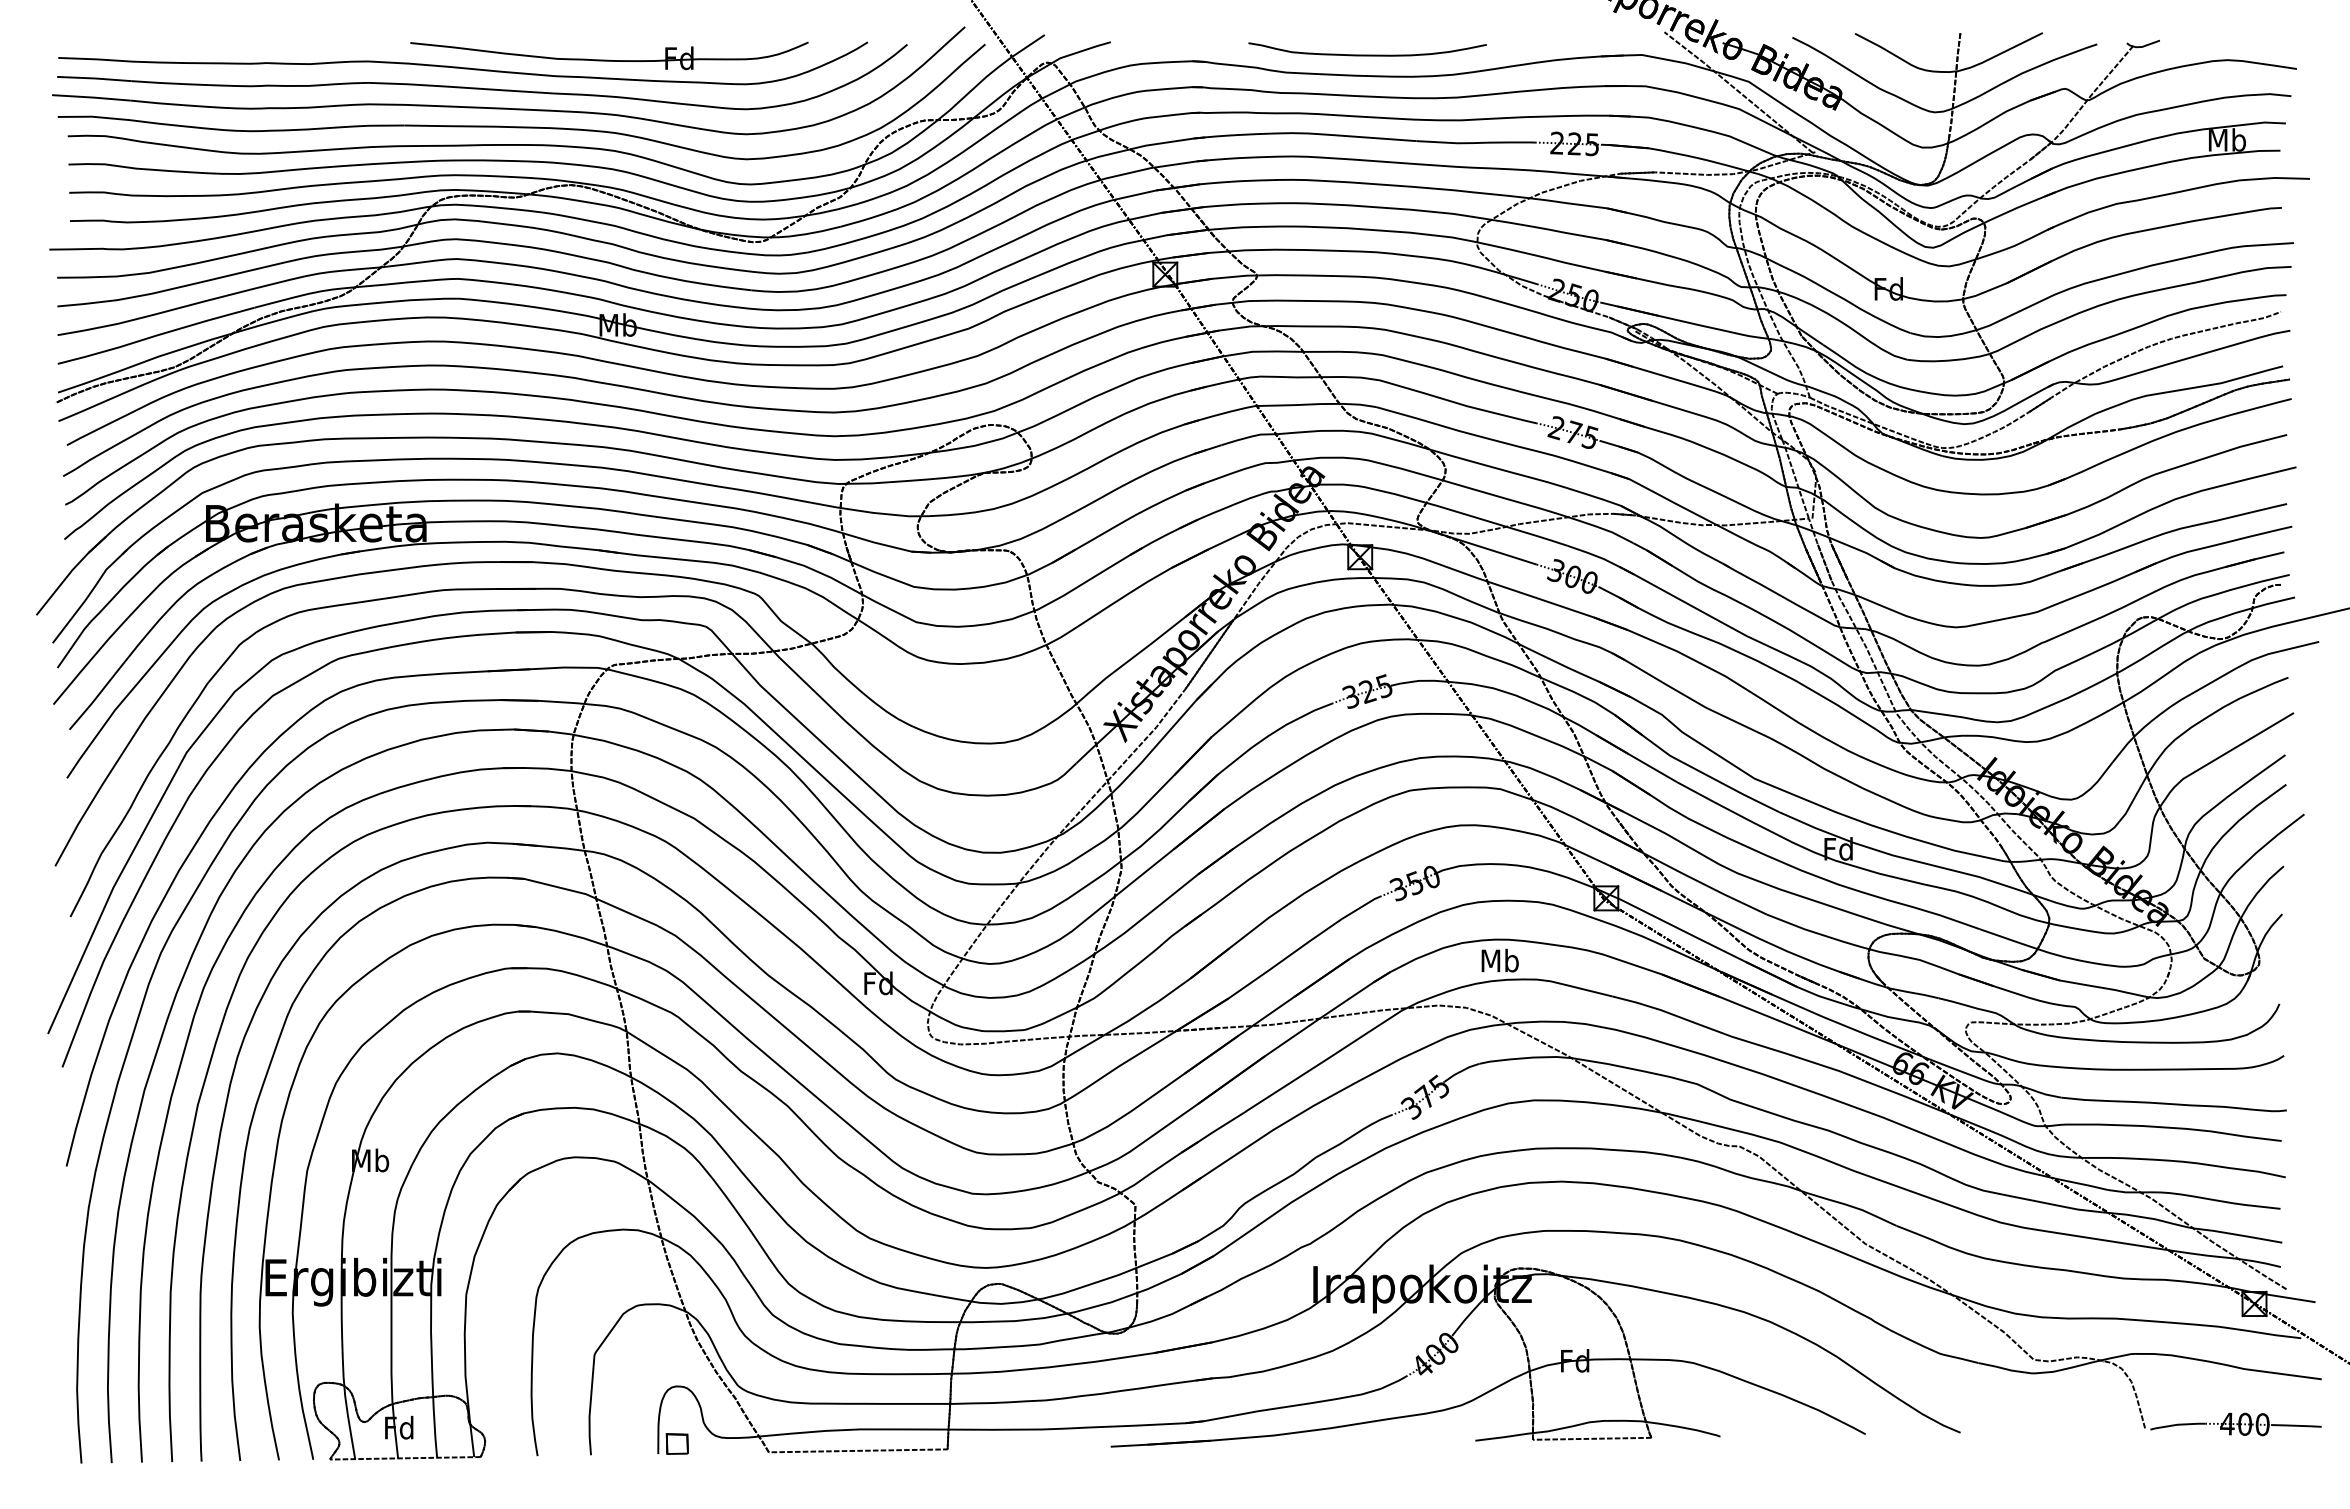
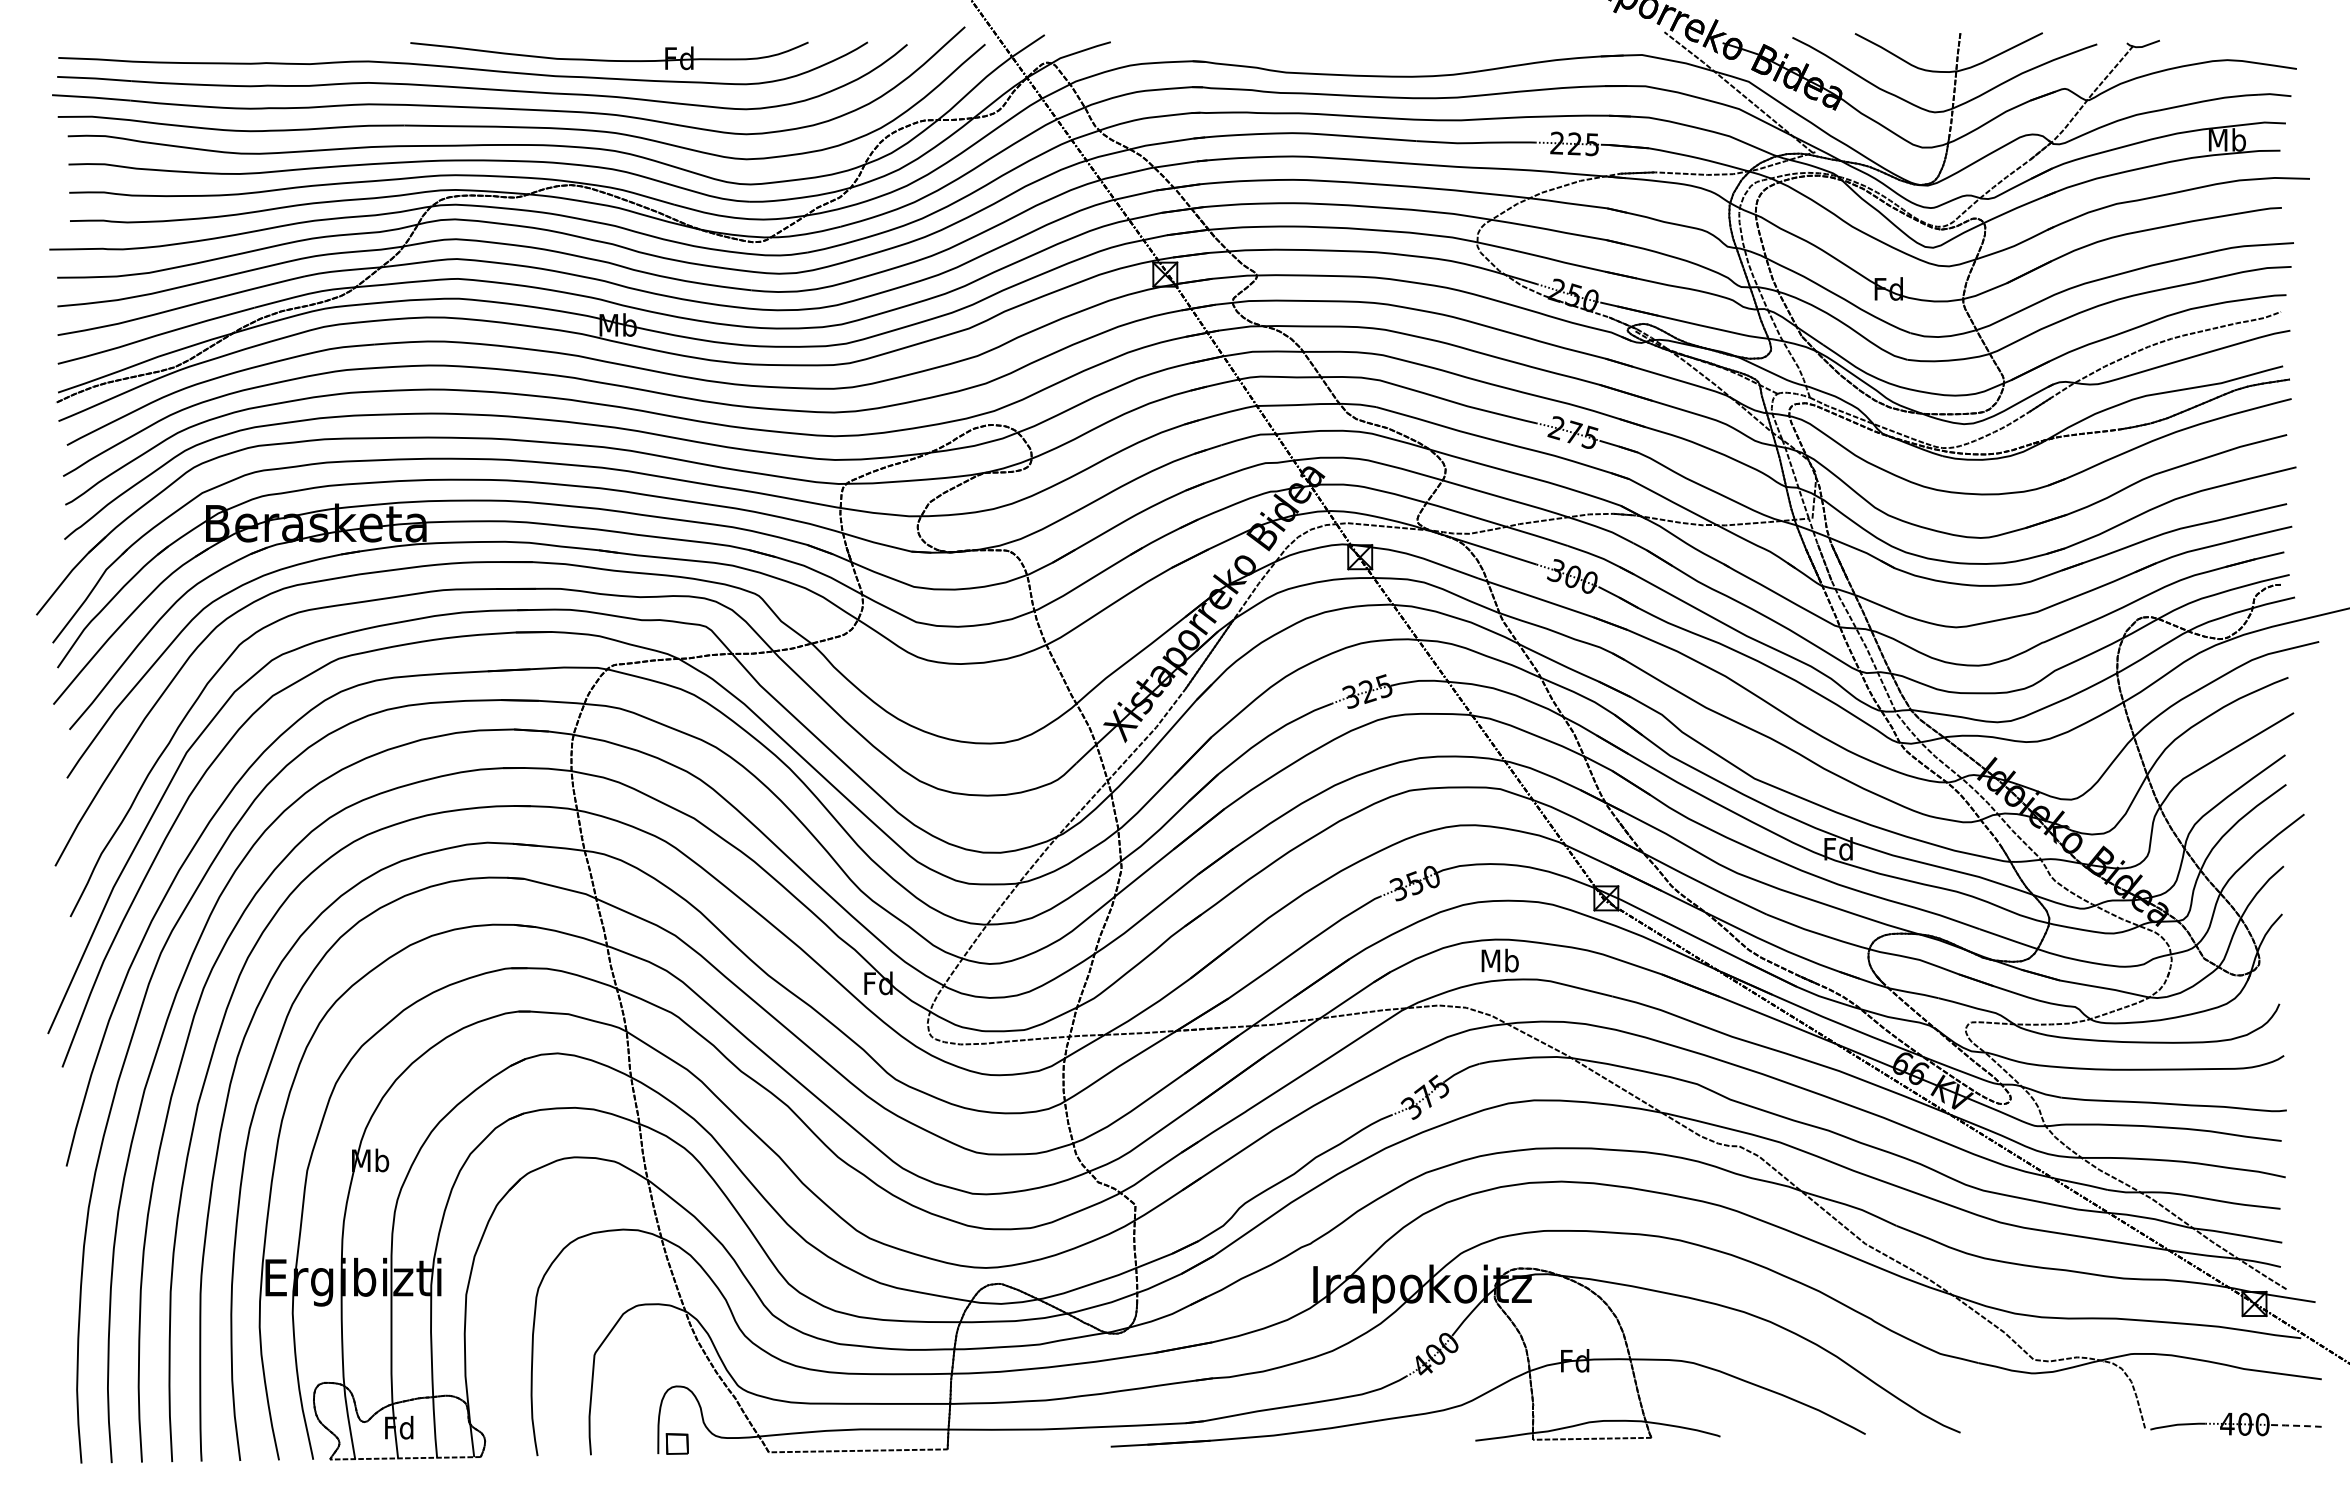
curve: present -> none (1367, 54)
line: solid -> dashed (2296, 1425)
